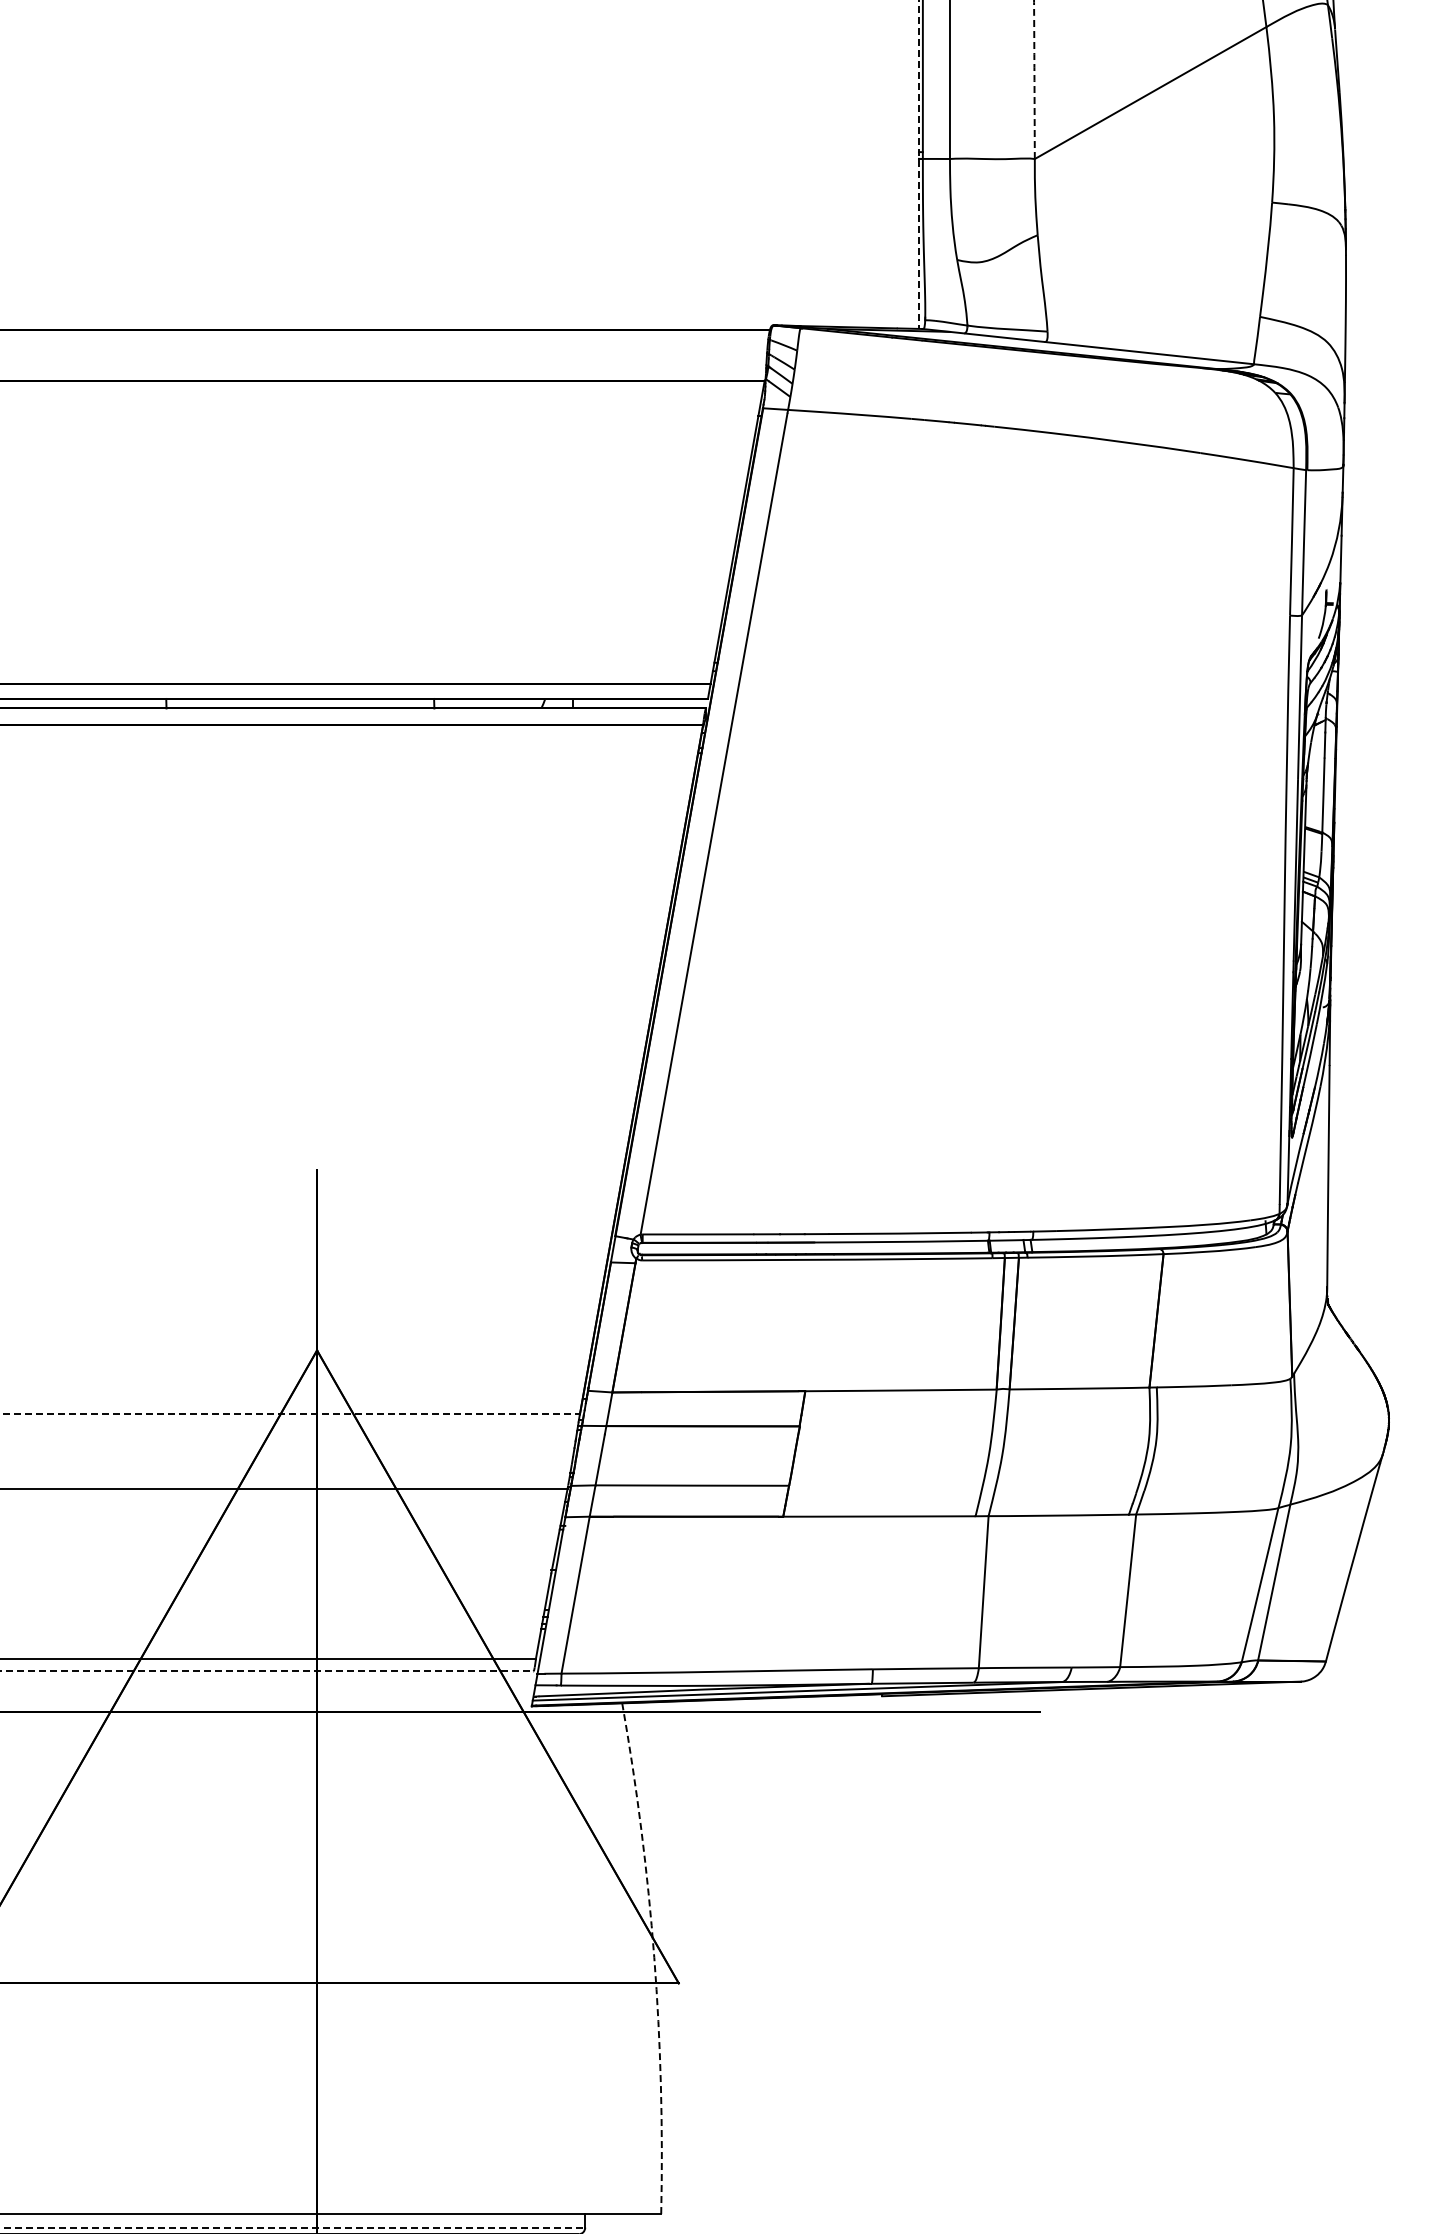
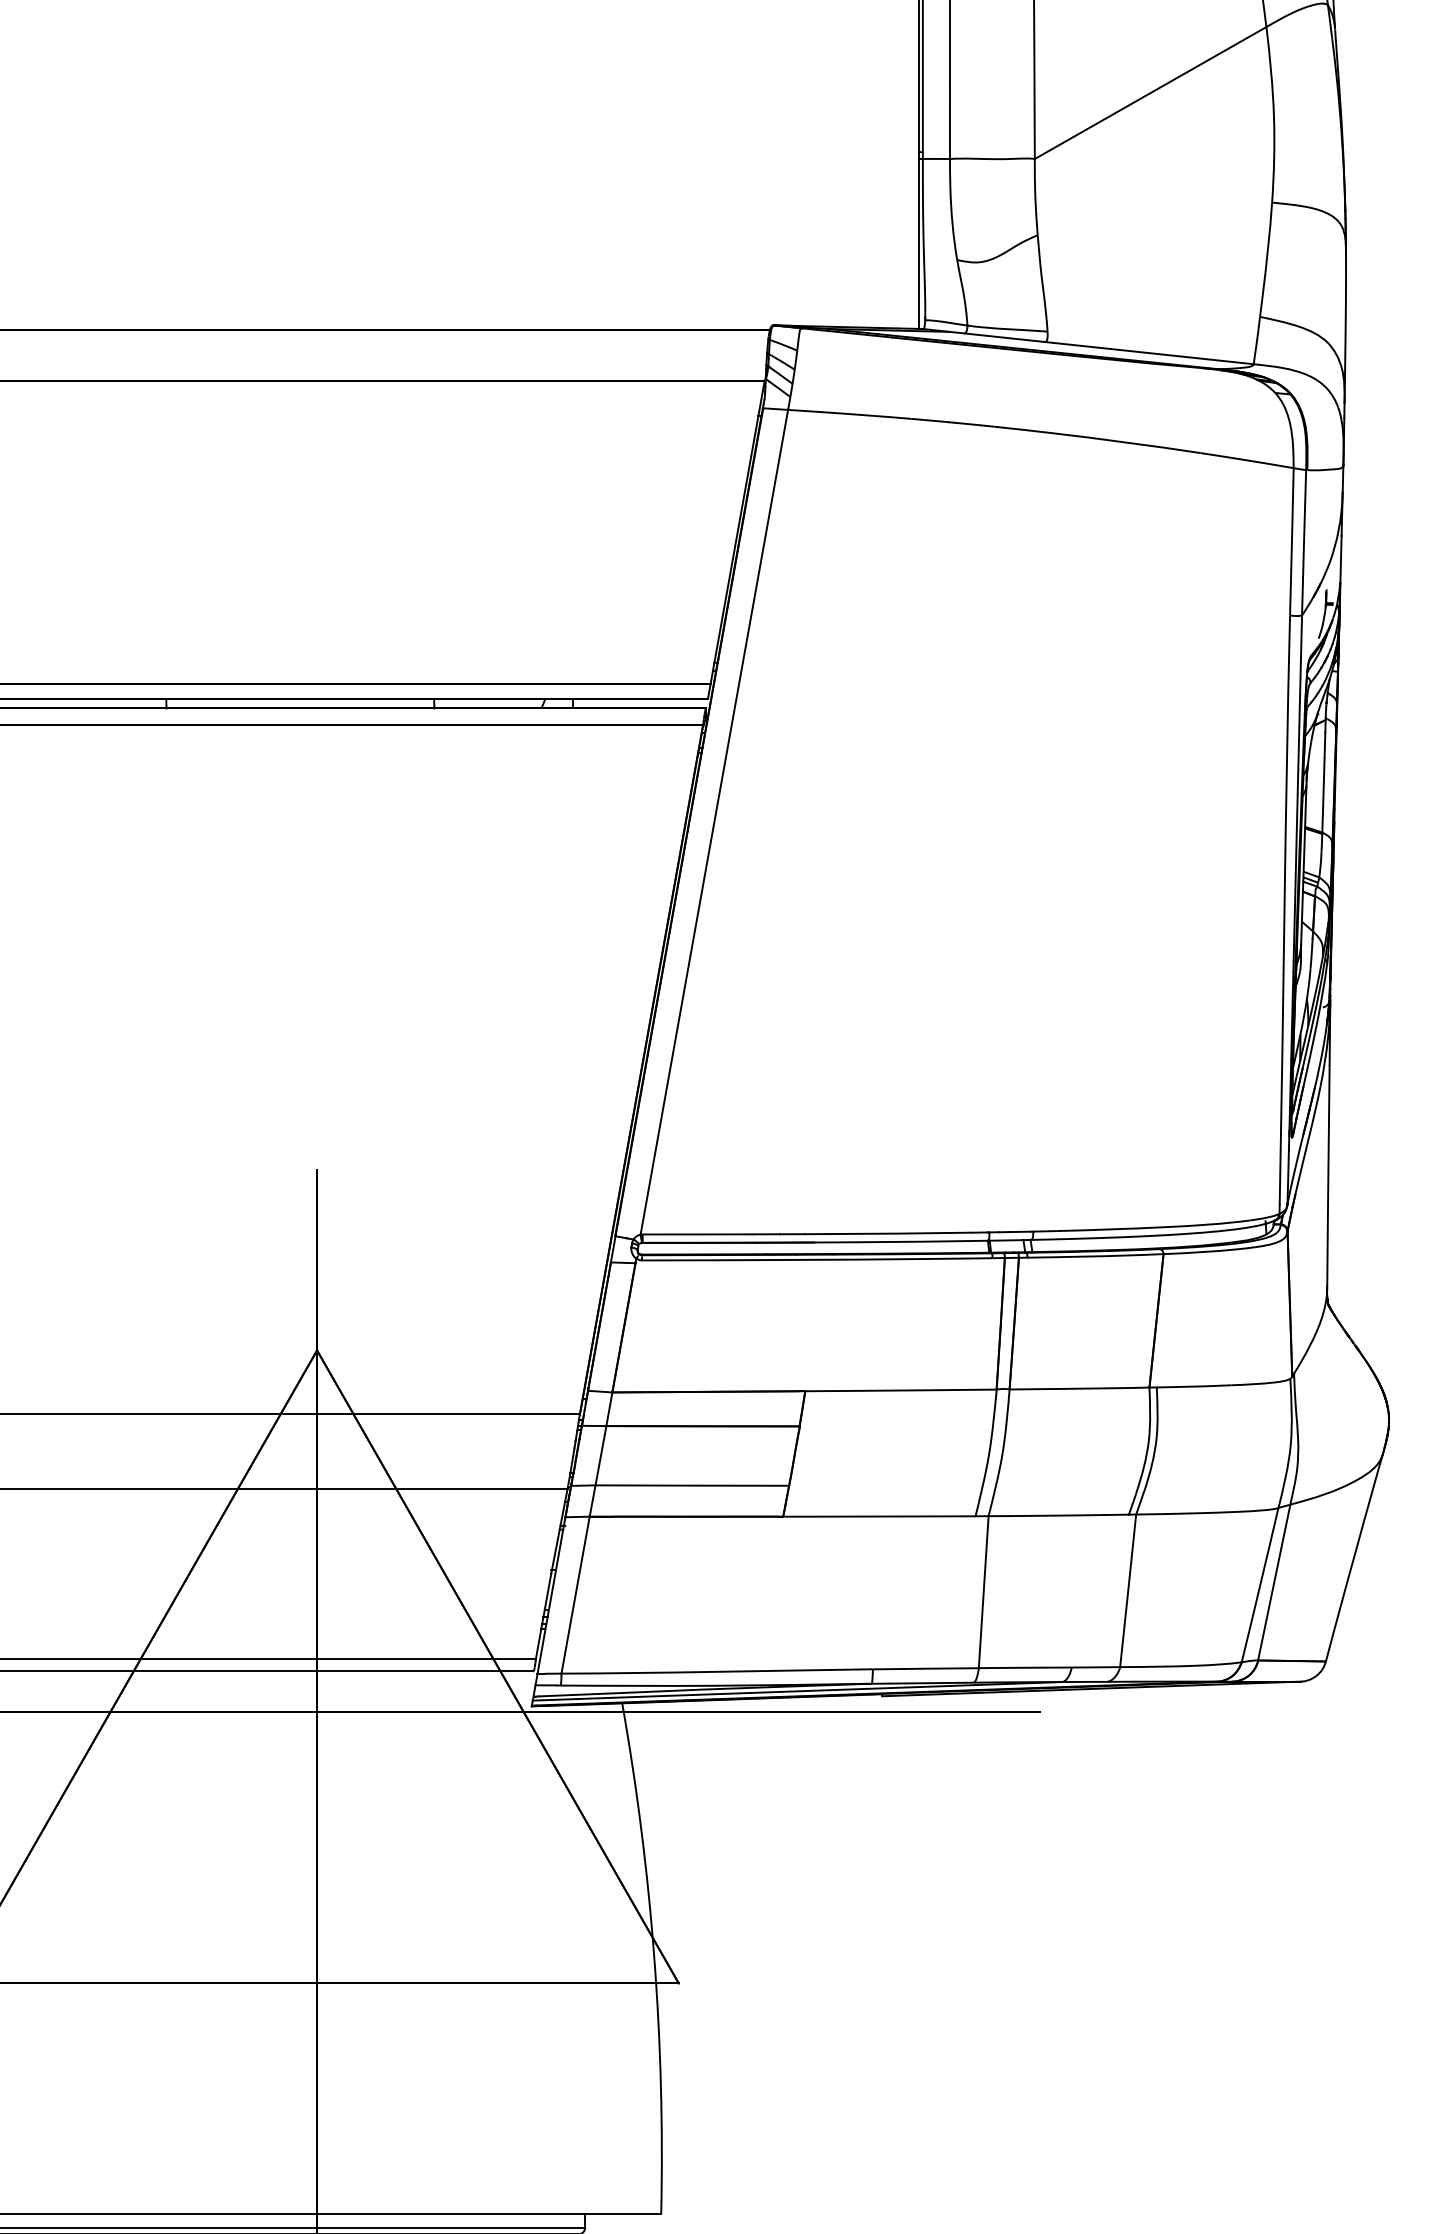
arc: dashed -> solid (1034, 79)
line: dashed -> solid (918, 165)
line: dashed -> solid (290, 1414)
line: dashed -> solid (267, 1671)
arc: dashed -> solid (654, 1957)
line: dashed -> solid (293, 2227)
